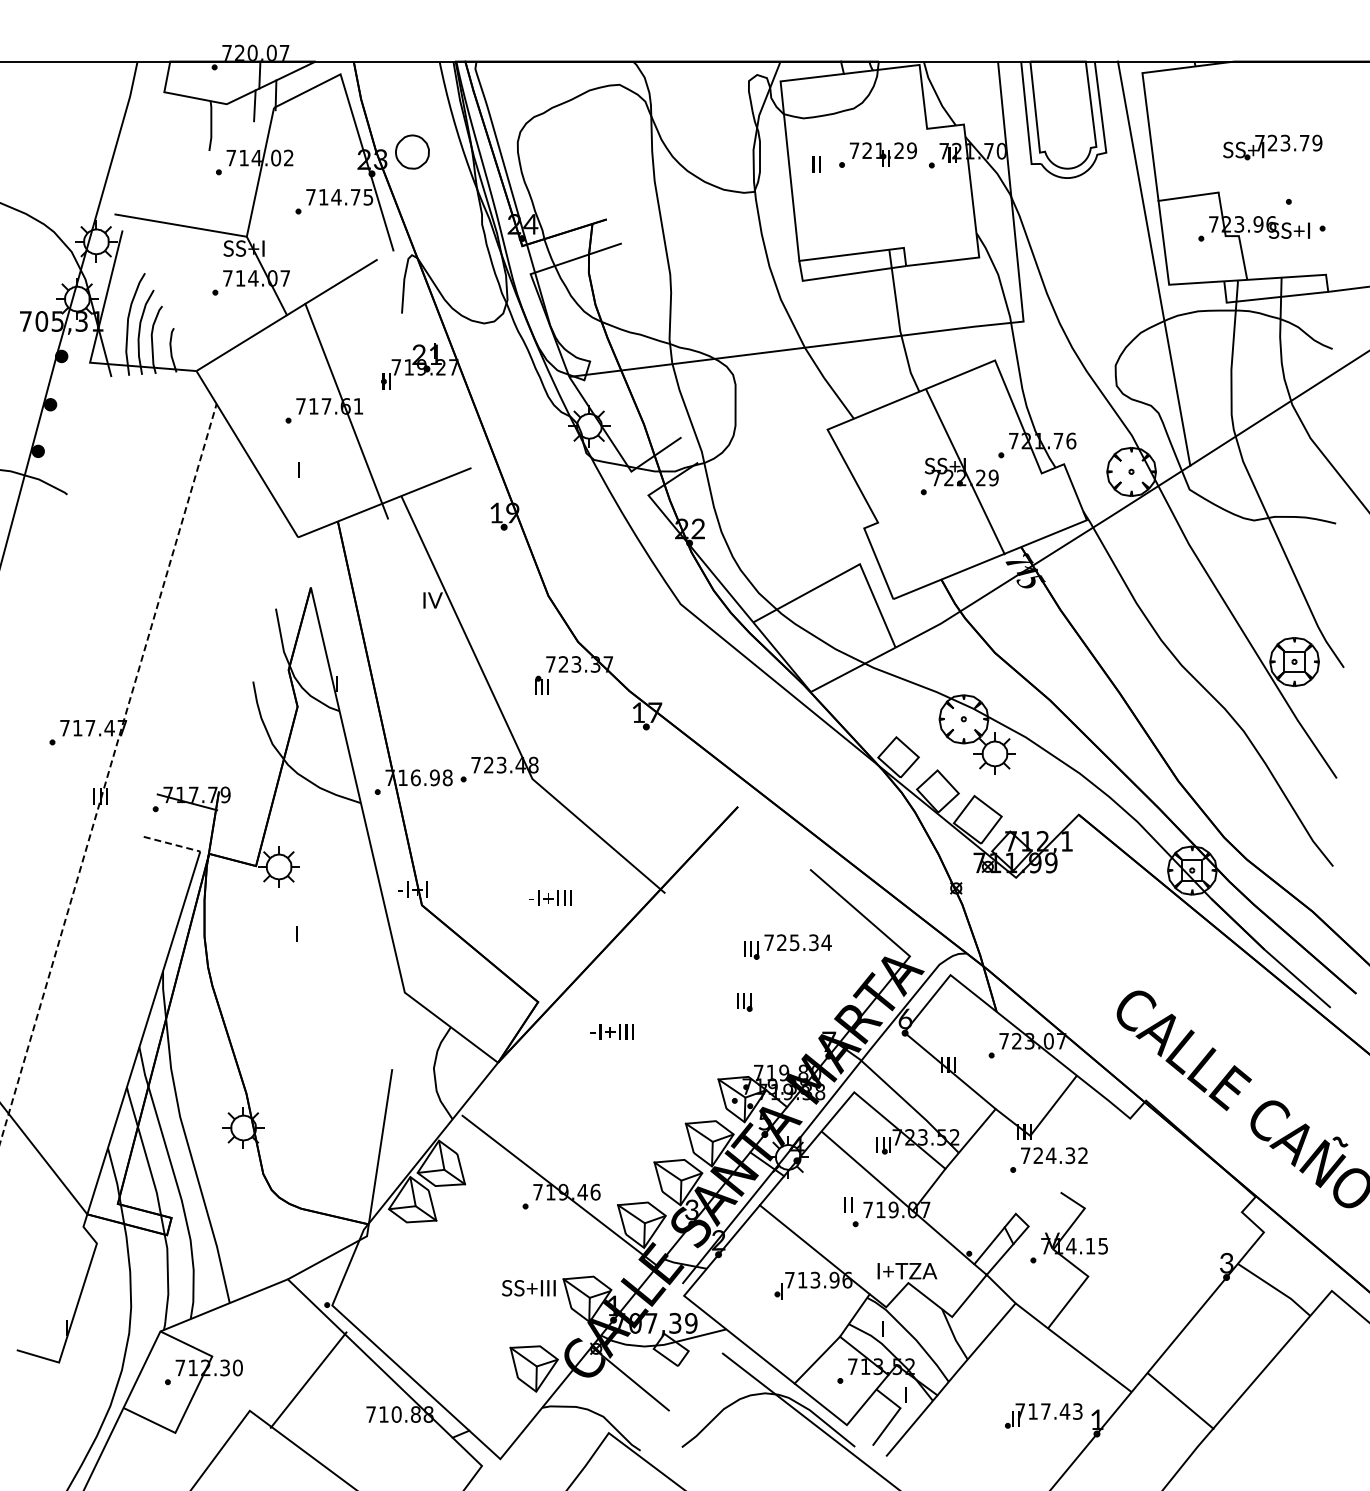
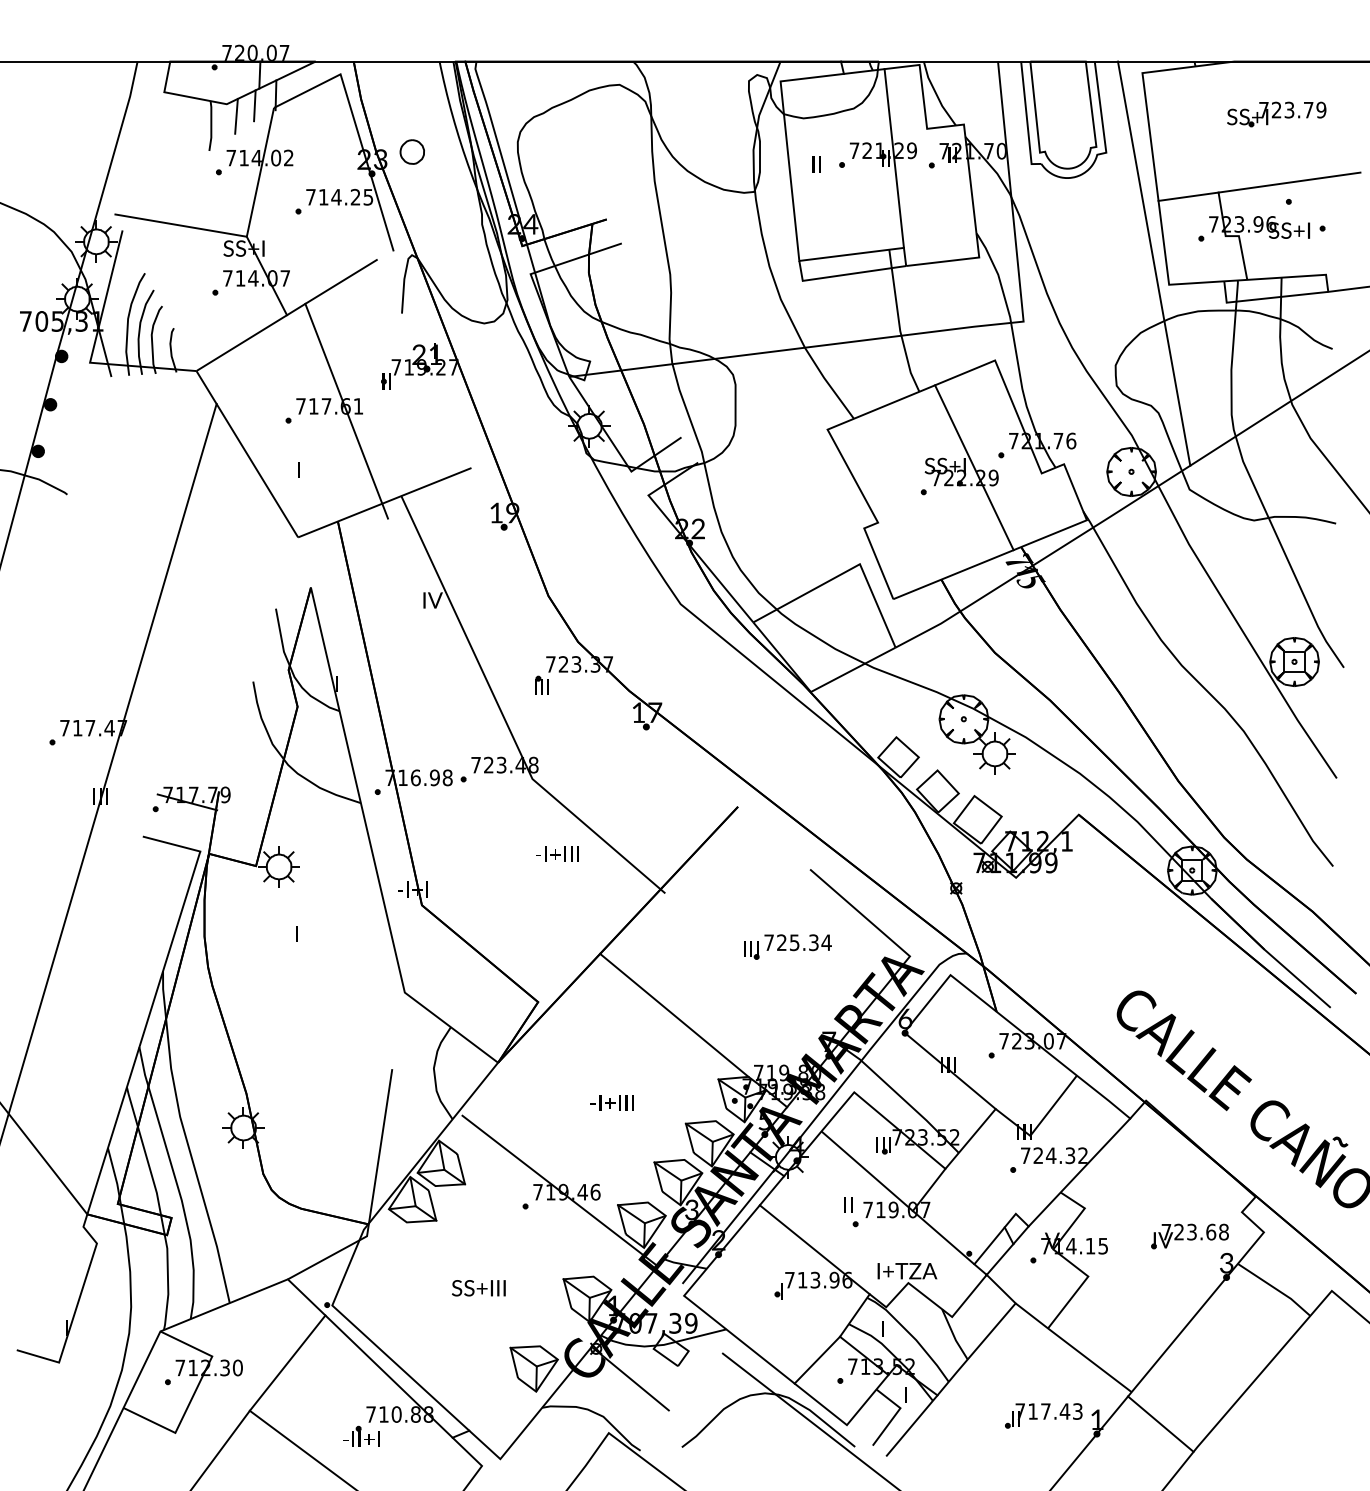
line: none -> present (236, 115)
part position: (1272, 147) -> (1276, 114) (1276, 114)
part size: 35x36 px -> 26x26 px (411, 151)
line: none -> present (893, 158)
line: none -> present (1289, 182)
text: 714.75 -> 714.25 (355, 196)
line position: (965, 471) -> (974, 467) (974, 467)
line: dashed -> solid (108, 773)
line: dashed -> solid (172, 844)
text position: (550, 897) -> (557, 853) (557, 853)
part: present -> none (744, 1002)
line: none -> present (674, 1014)
text position: (611, 1031) -> (611, 1102) (611, 1102)
line: none -> present (1079, 1172)
part: none -> present (1189, 1236)
text position: (528, 1288) -> (478, 1288) (478, 1288)
line position: (308, 1379) -> (287, 1362) (287, 1362)
line position: (1180, 1400) -> (1160, 1423) (1160, 1423)
part: none -> present (361, 1435)
